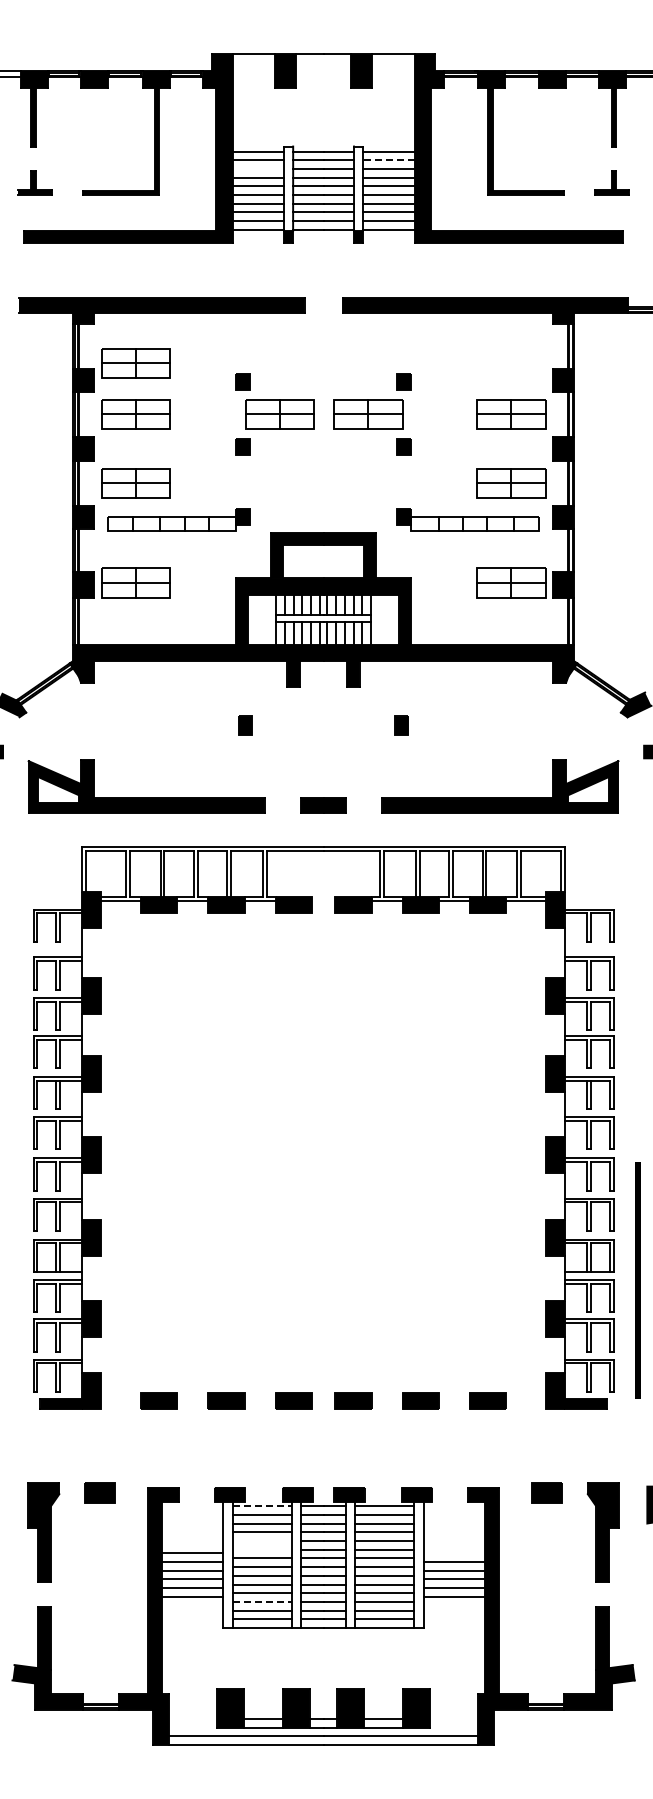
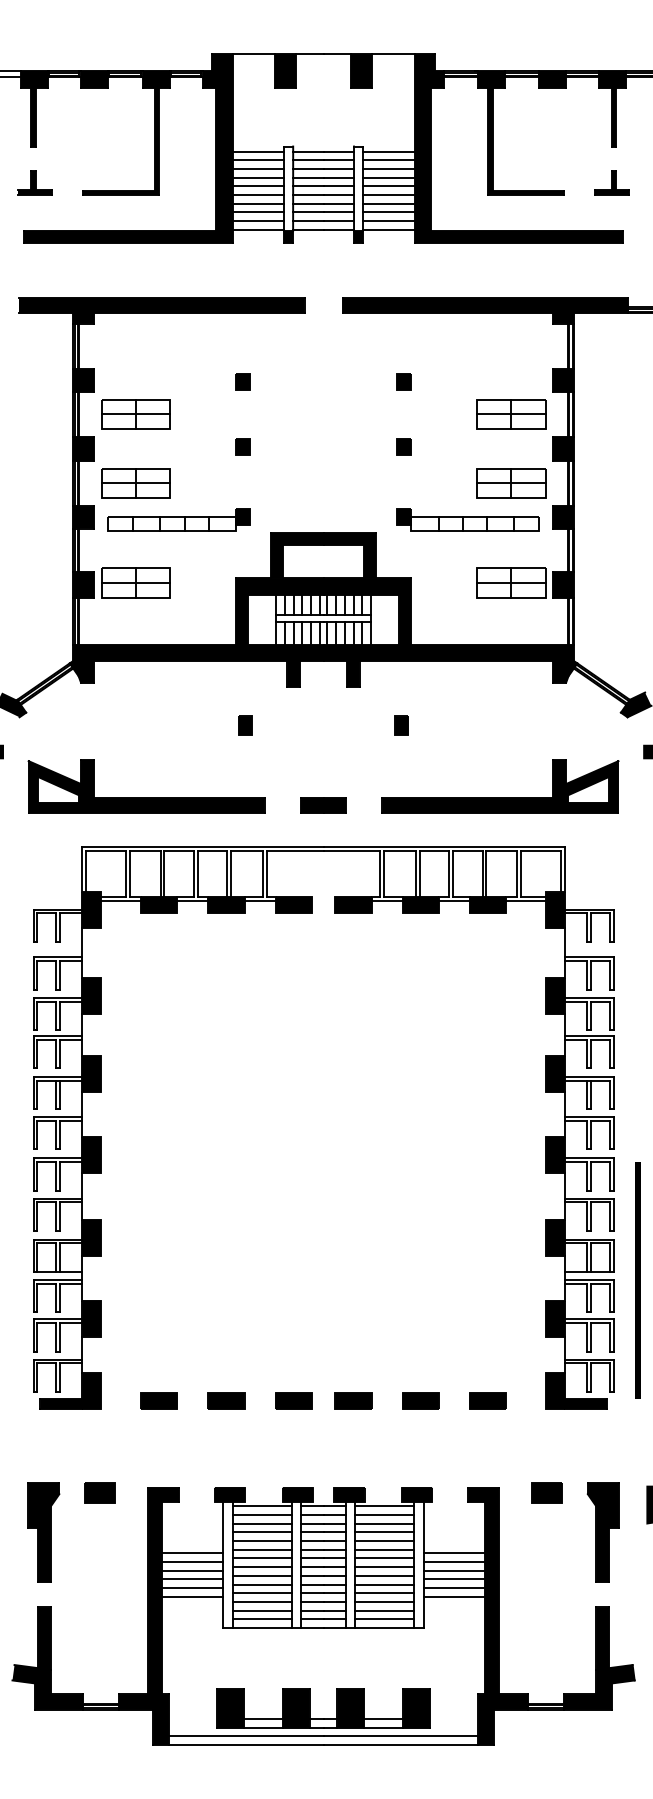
line: dashed -> solid (388, 160)
line: none -> present (257, 169)
part: present -> none (135, 363)
part: present -> none (279, 414)
part: present -> none (368, 414)
line: dashed -> solid (262, 1506)
line: none -> present (261, 1541)
line: none -> present (261, 1549)
line: none -> present (454, 1553)
line: dashed -> solid (262, 1601)
